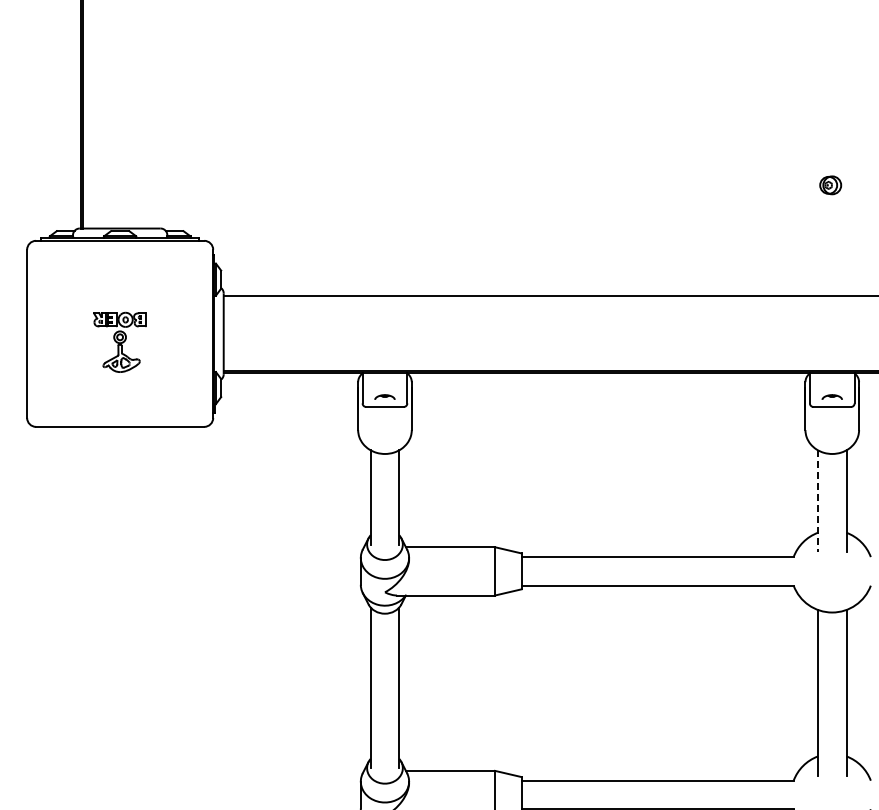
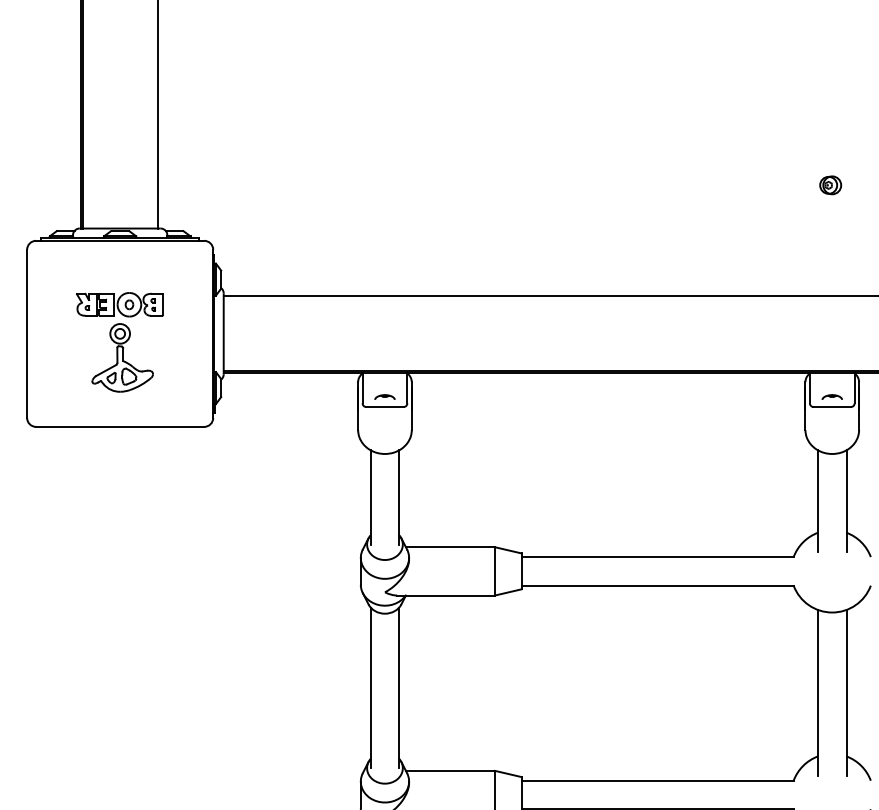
line: none -> present (157, 115)
part size: 54x62 px -> 88x101 px (119, 342)
line: dashed -> solid (817, 501)
